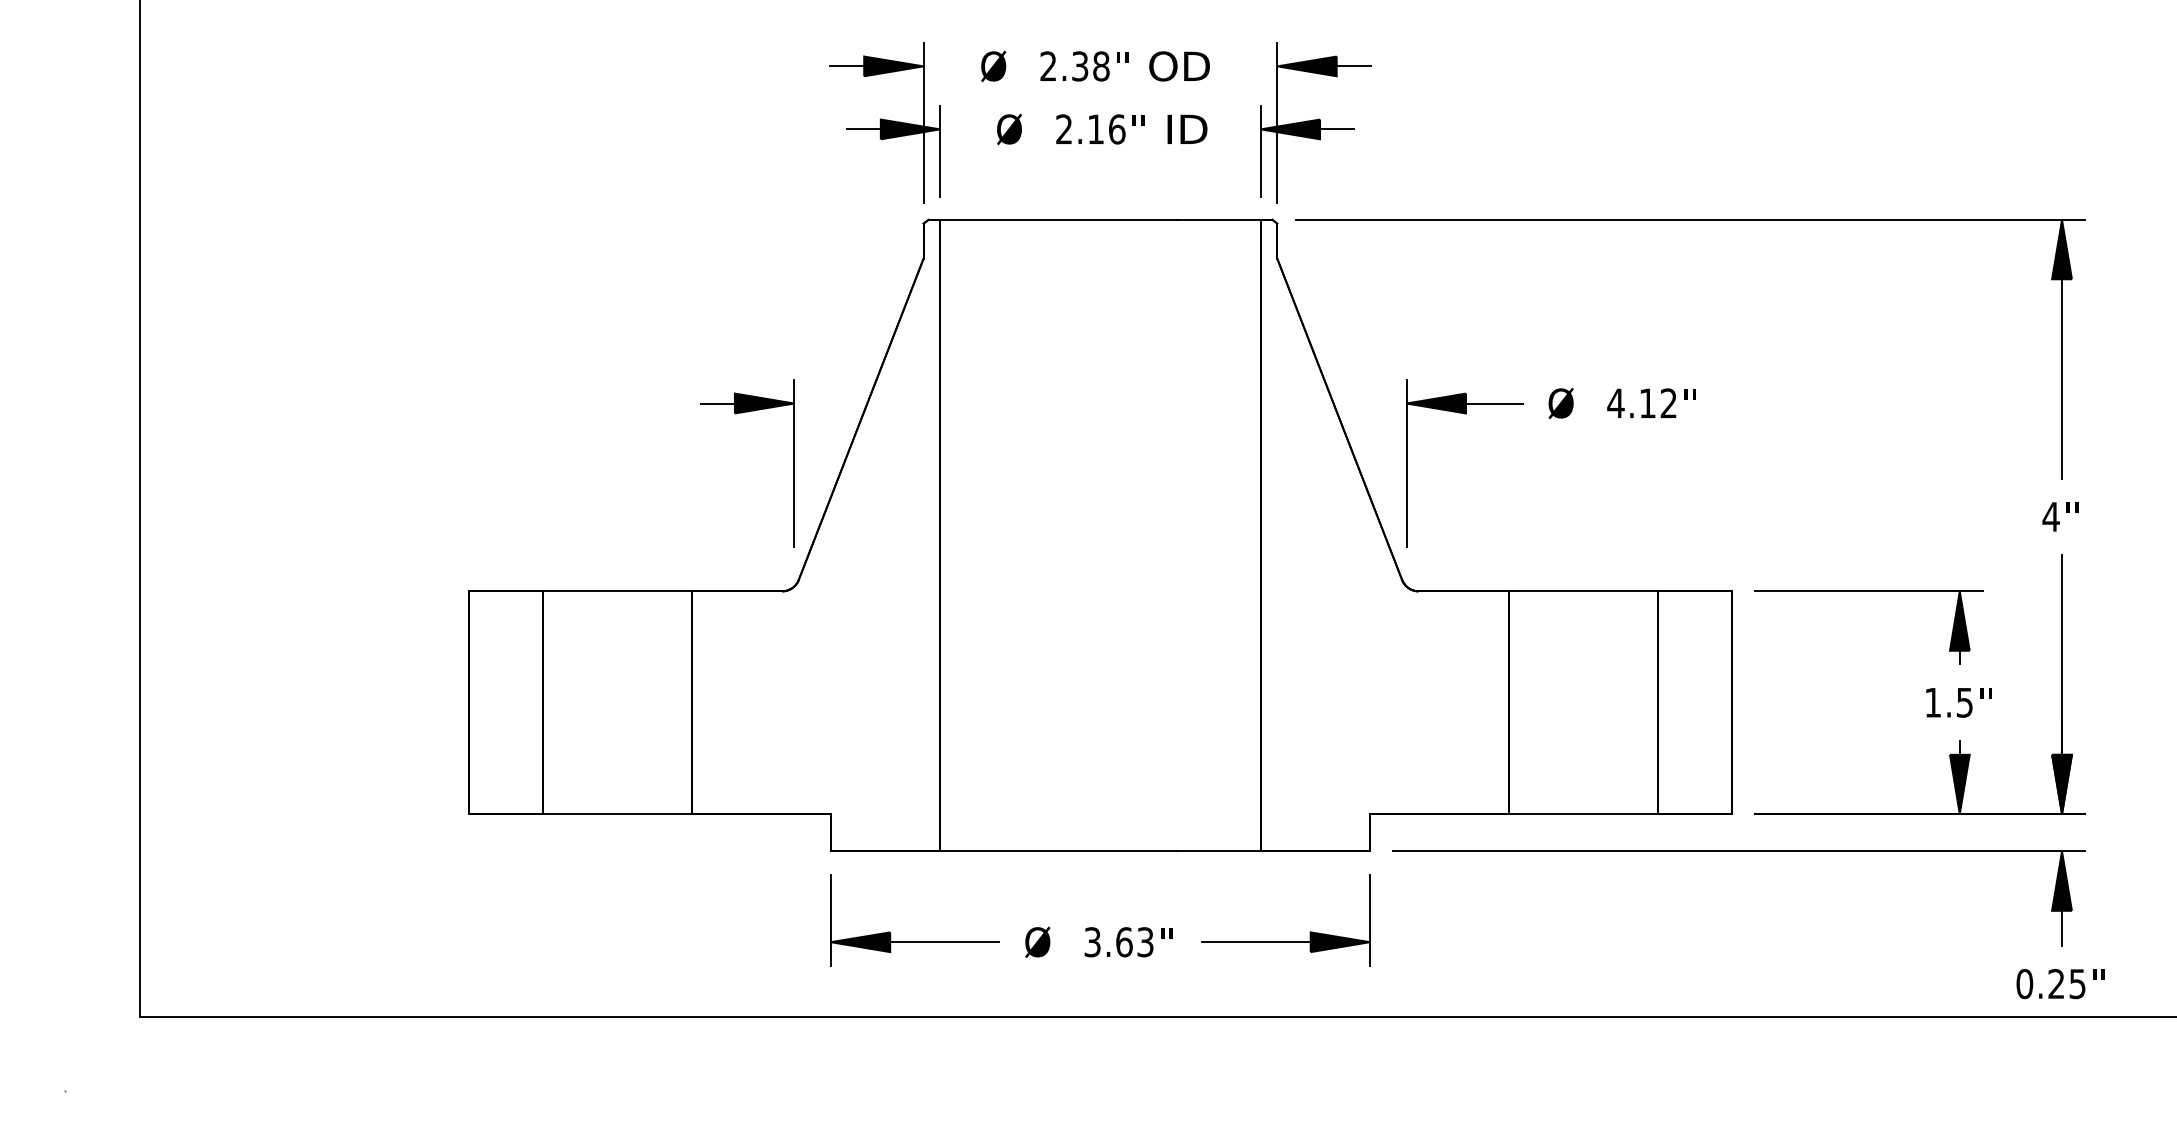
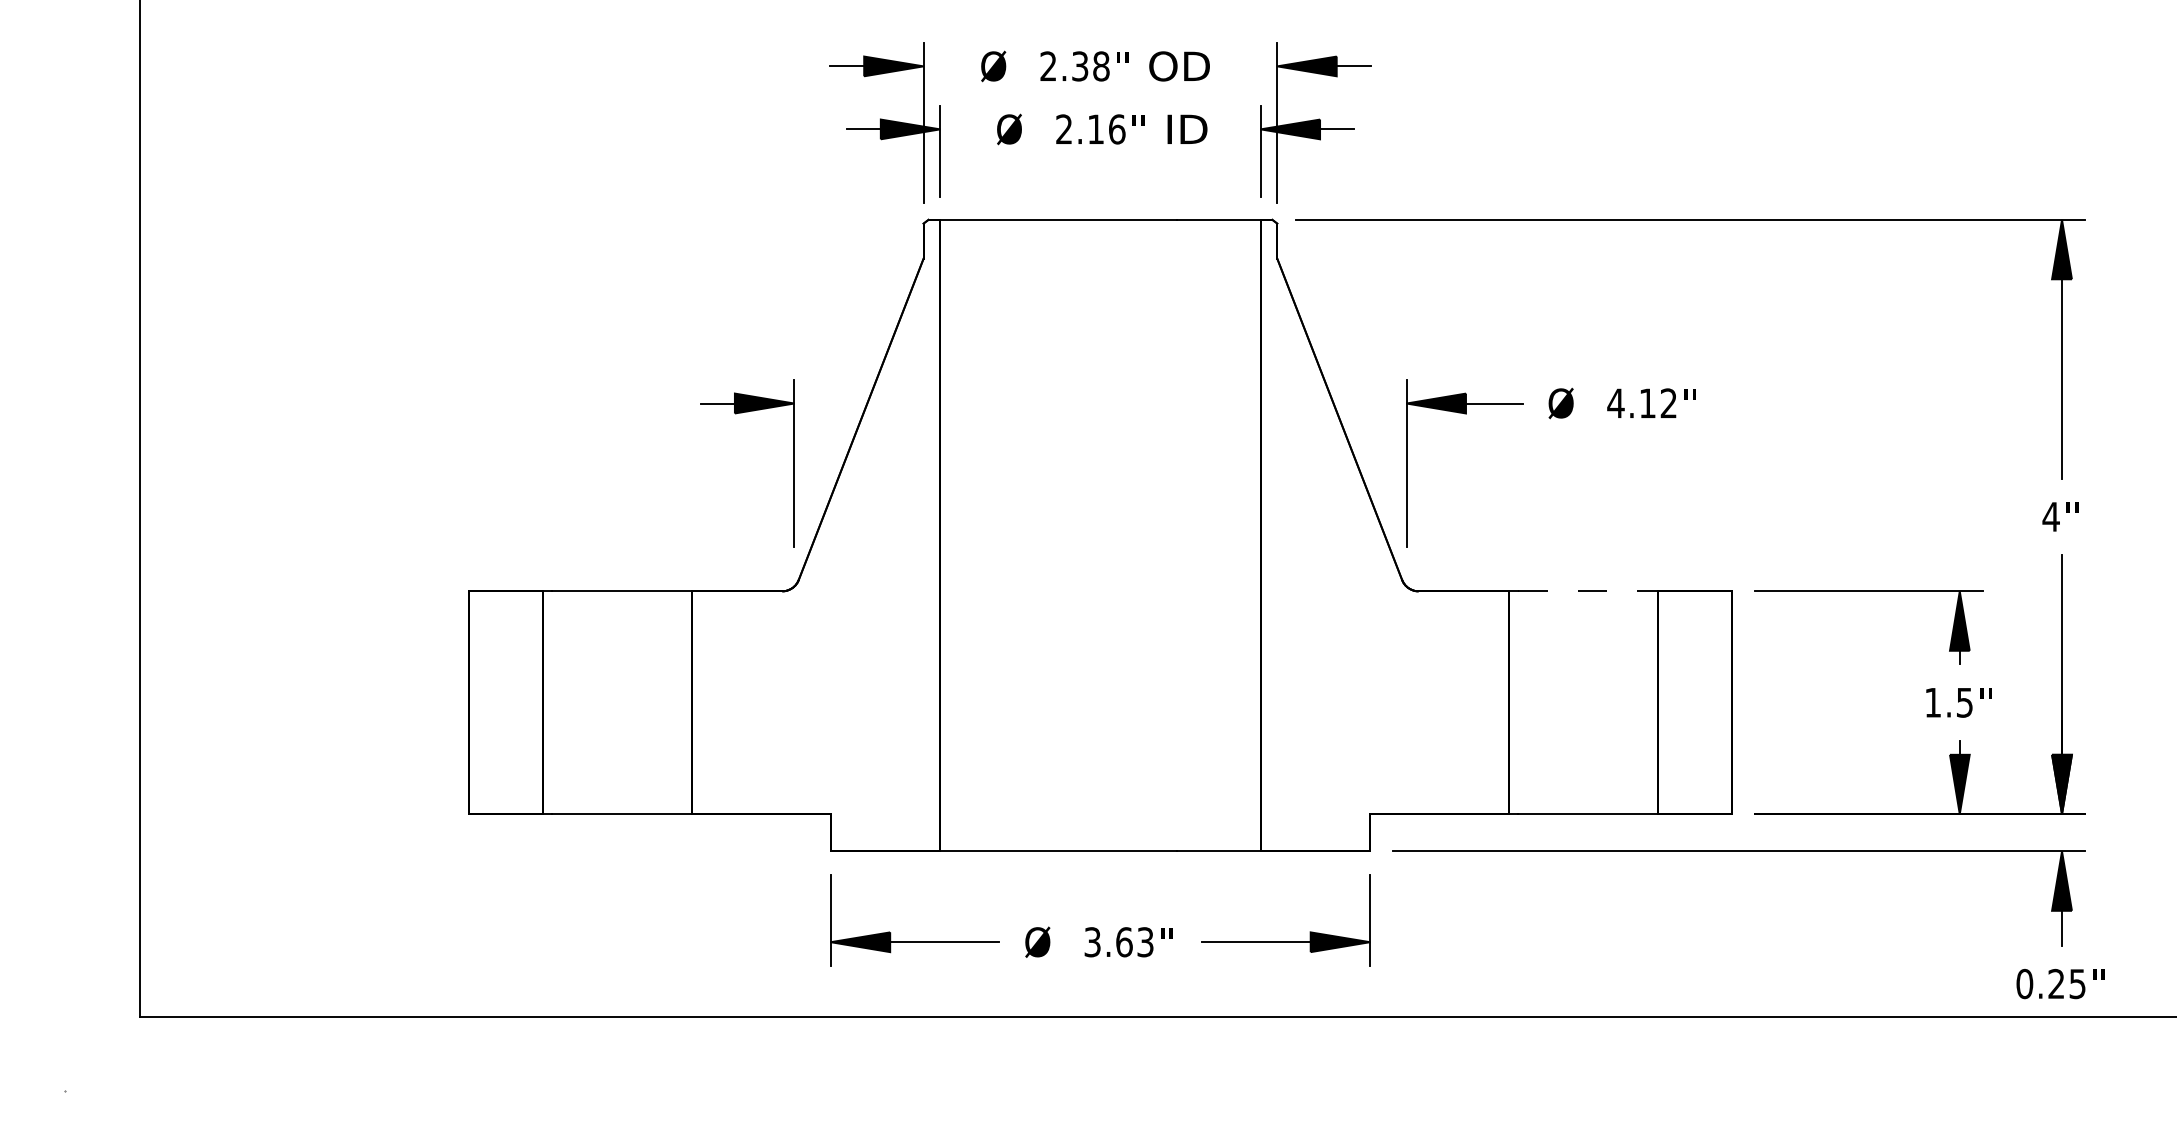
line: solid -> dashed (1587, 591)
